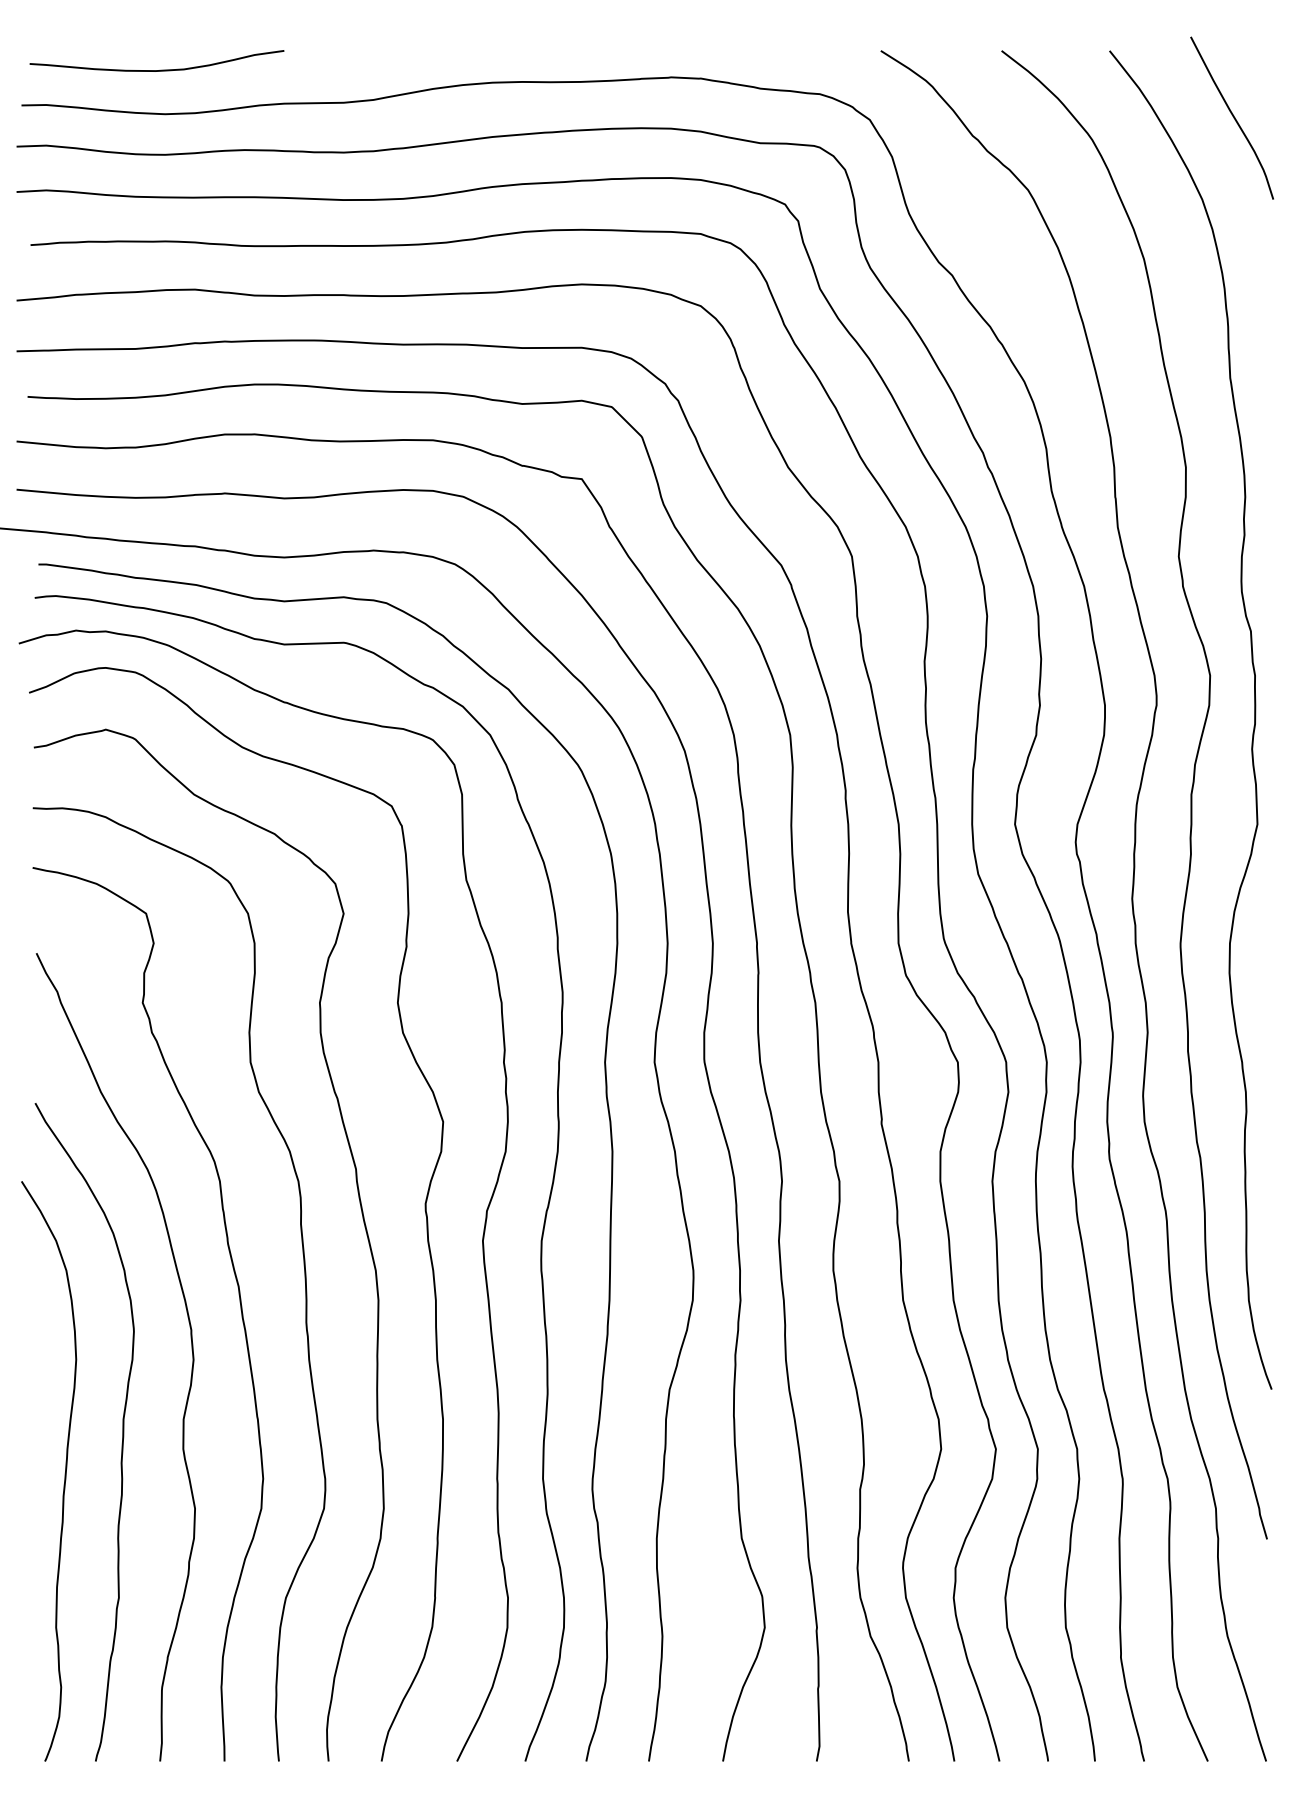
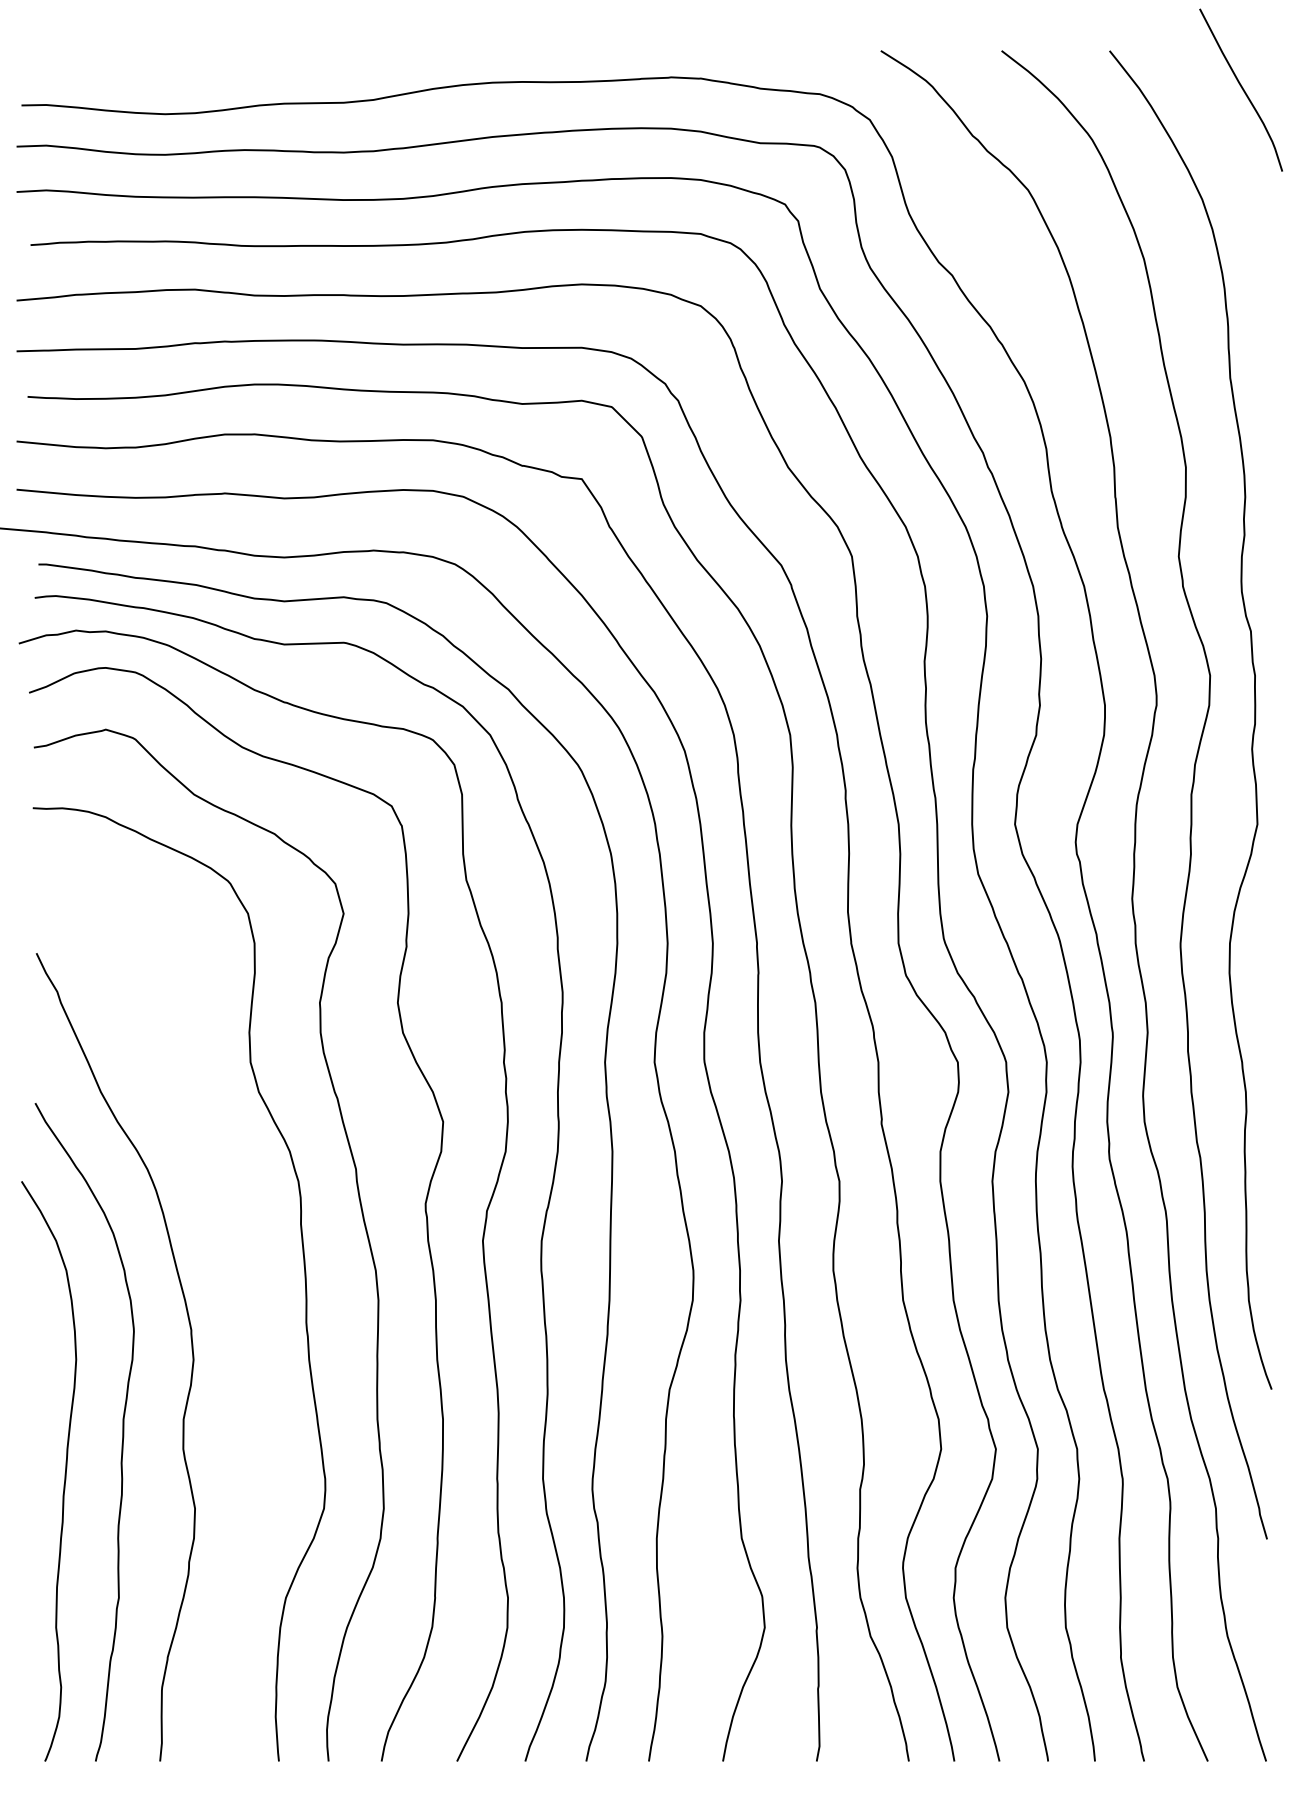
curve: present -> none (160, 69)
curve position: (1232, 116) -> (1241, 88) (1241, 88)
curve: present -> none (239, 1302)
